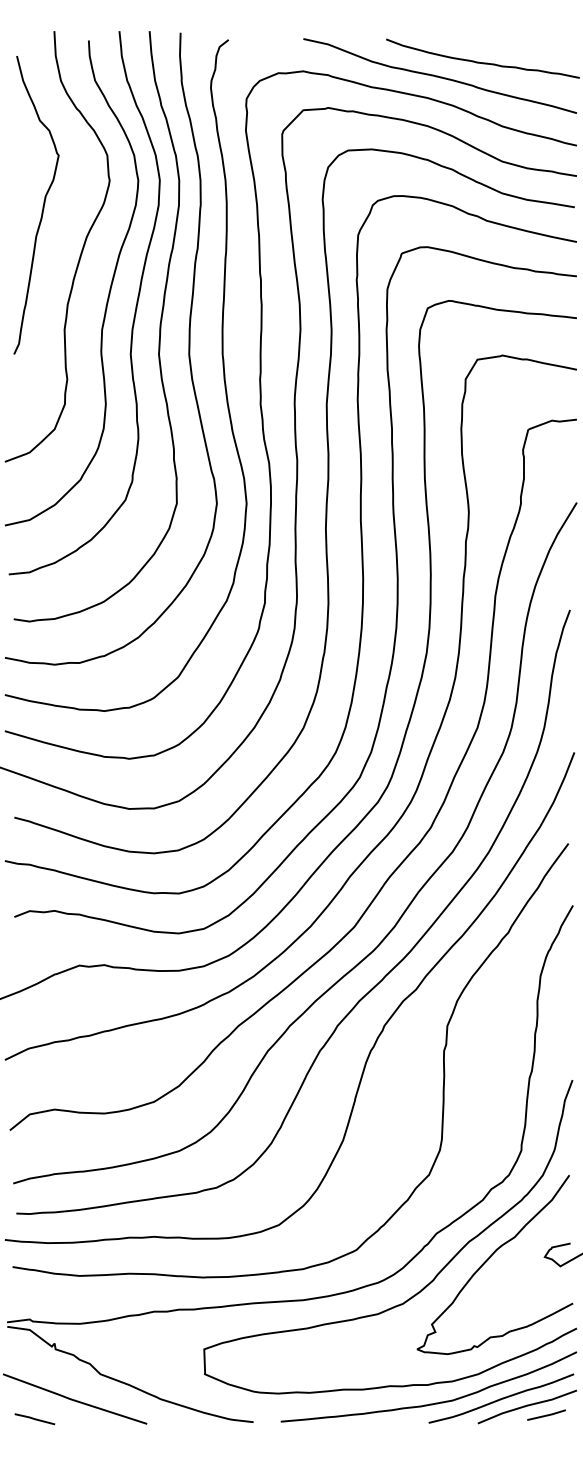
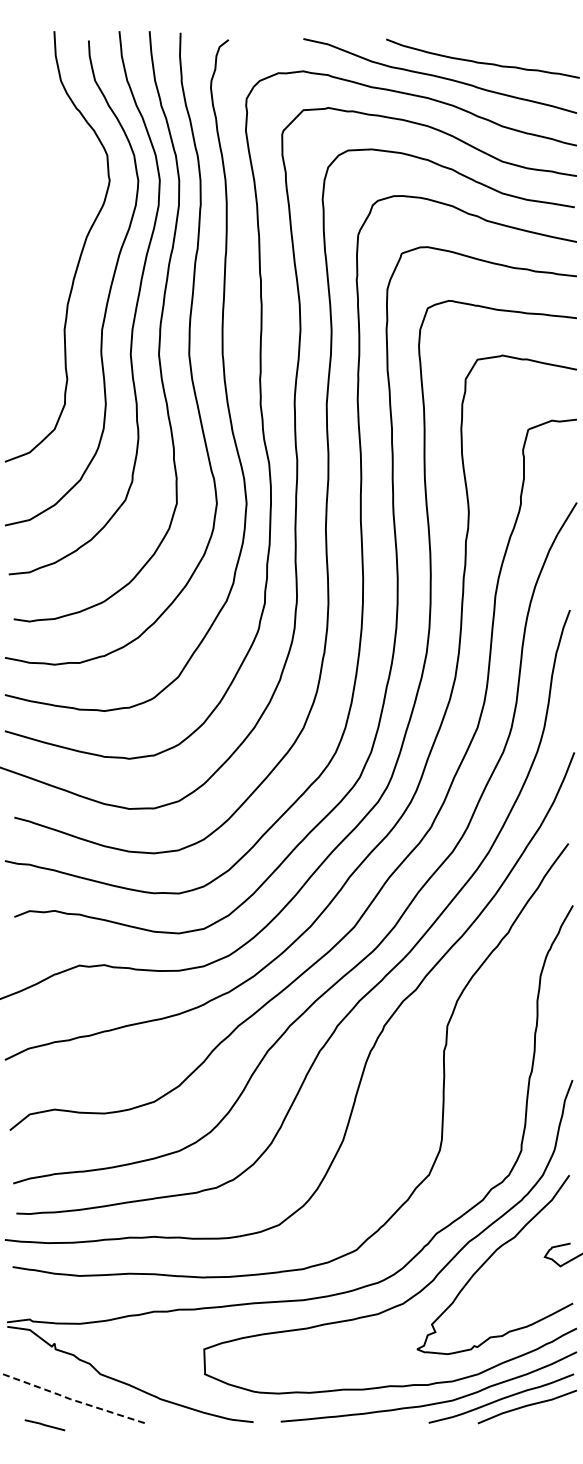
curve: present -> none (42, 206)
line: solid -> dashed (73, 1400)
line: present -> none (546, 1414)
line position: (34, 1419) -> (44, 1425) (44, 1425)
